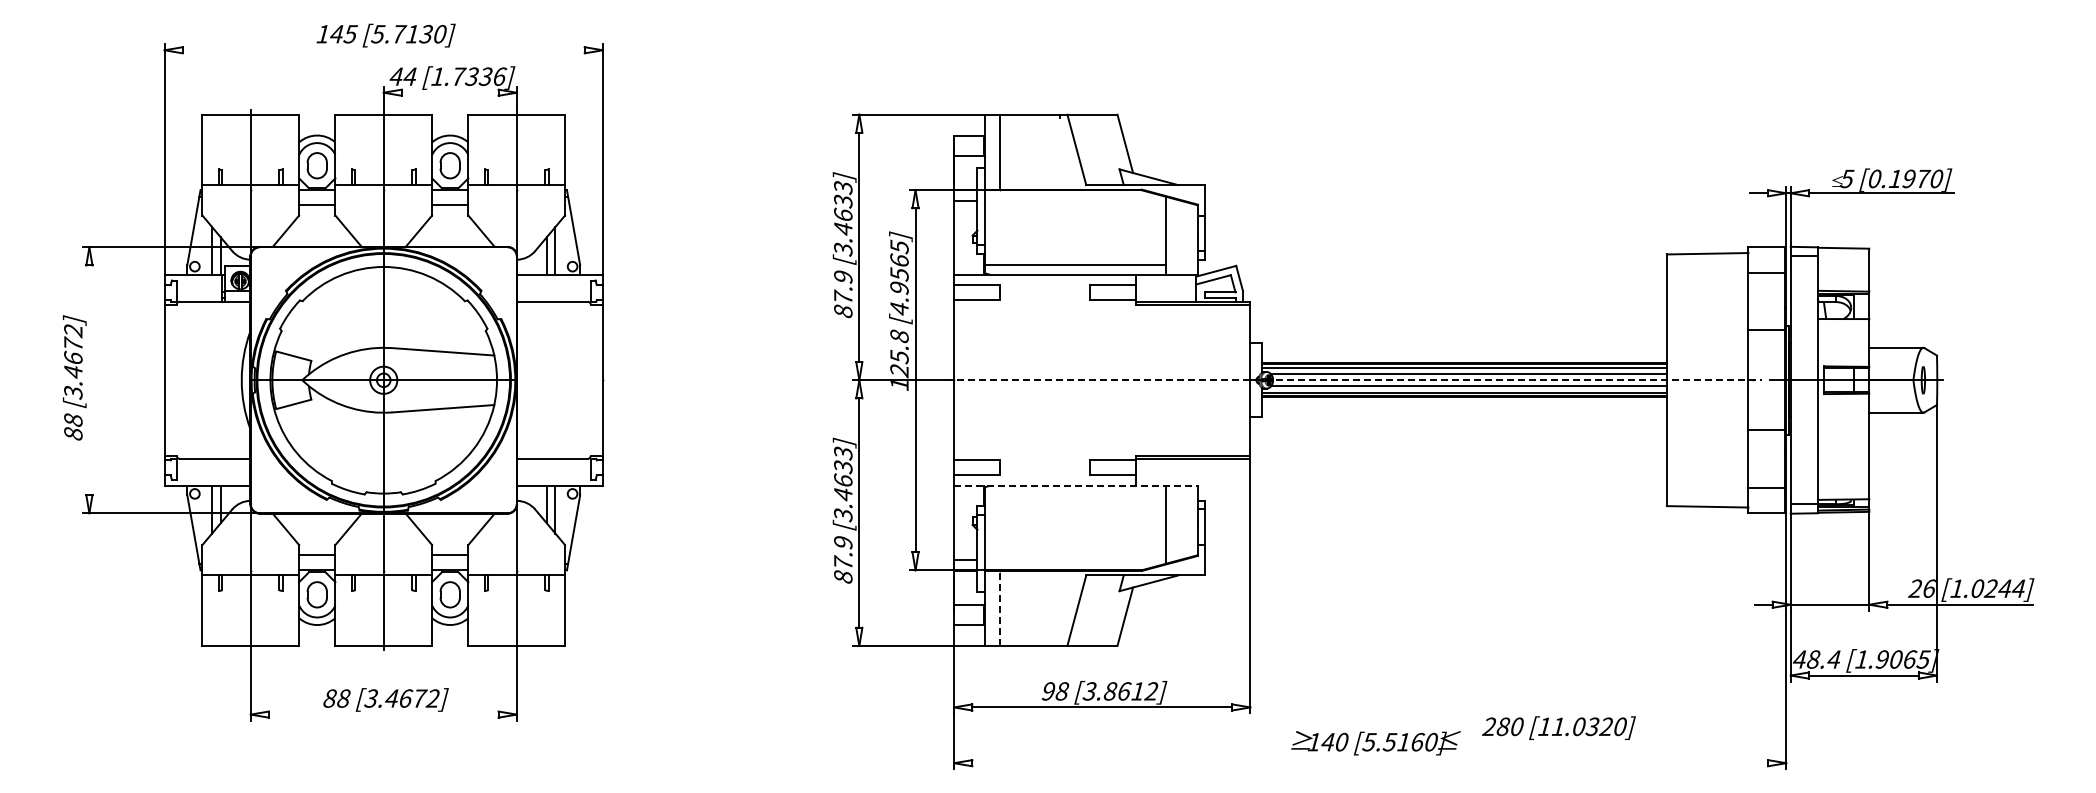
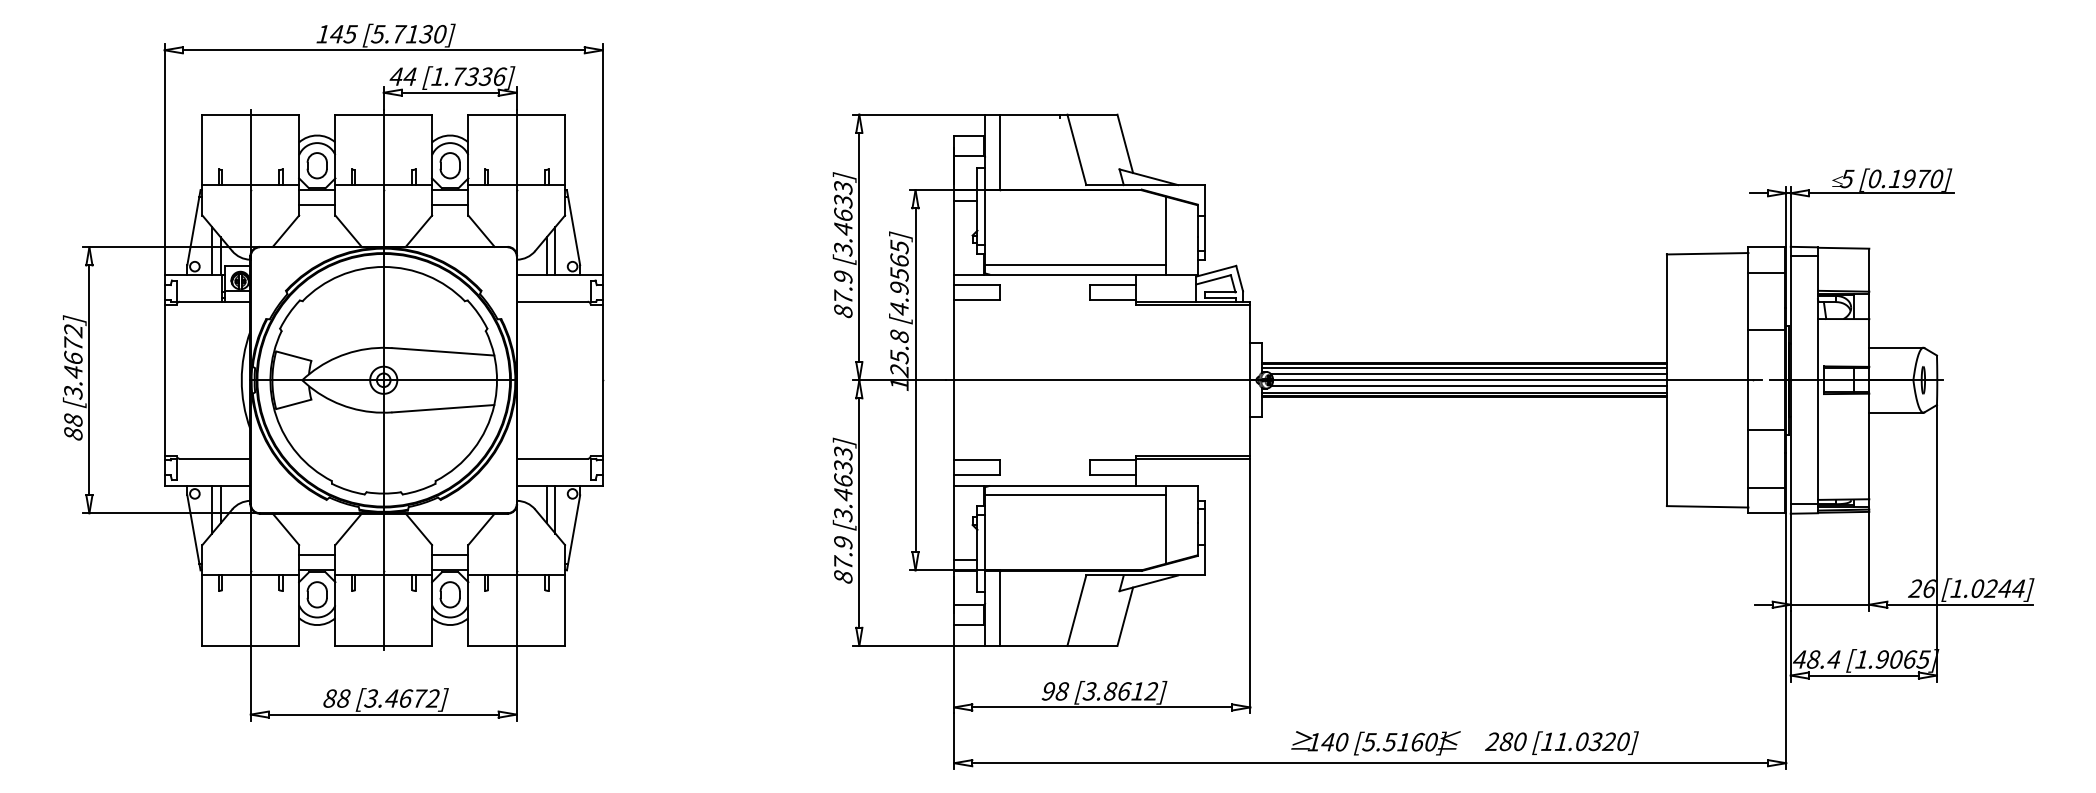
line: none -> present (383, 50)
line: none -> present (449, 92)
line: none -> present (89, 380)
line: dashed -> solid (1354, 380)
line: dashed -> solid (1075, 486)
line: none -> present (1074, 495)
line: dashed -> solid (1000, 607)
line: none -> present (383, 714)
text position: (1558, 727) -> (1561, 742) (1561, 742)
line: none -> present (1370, 763)
